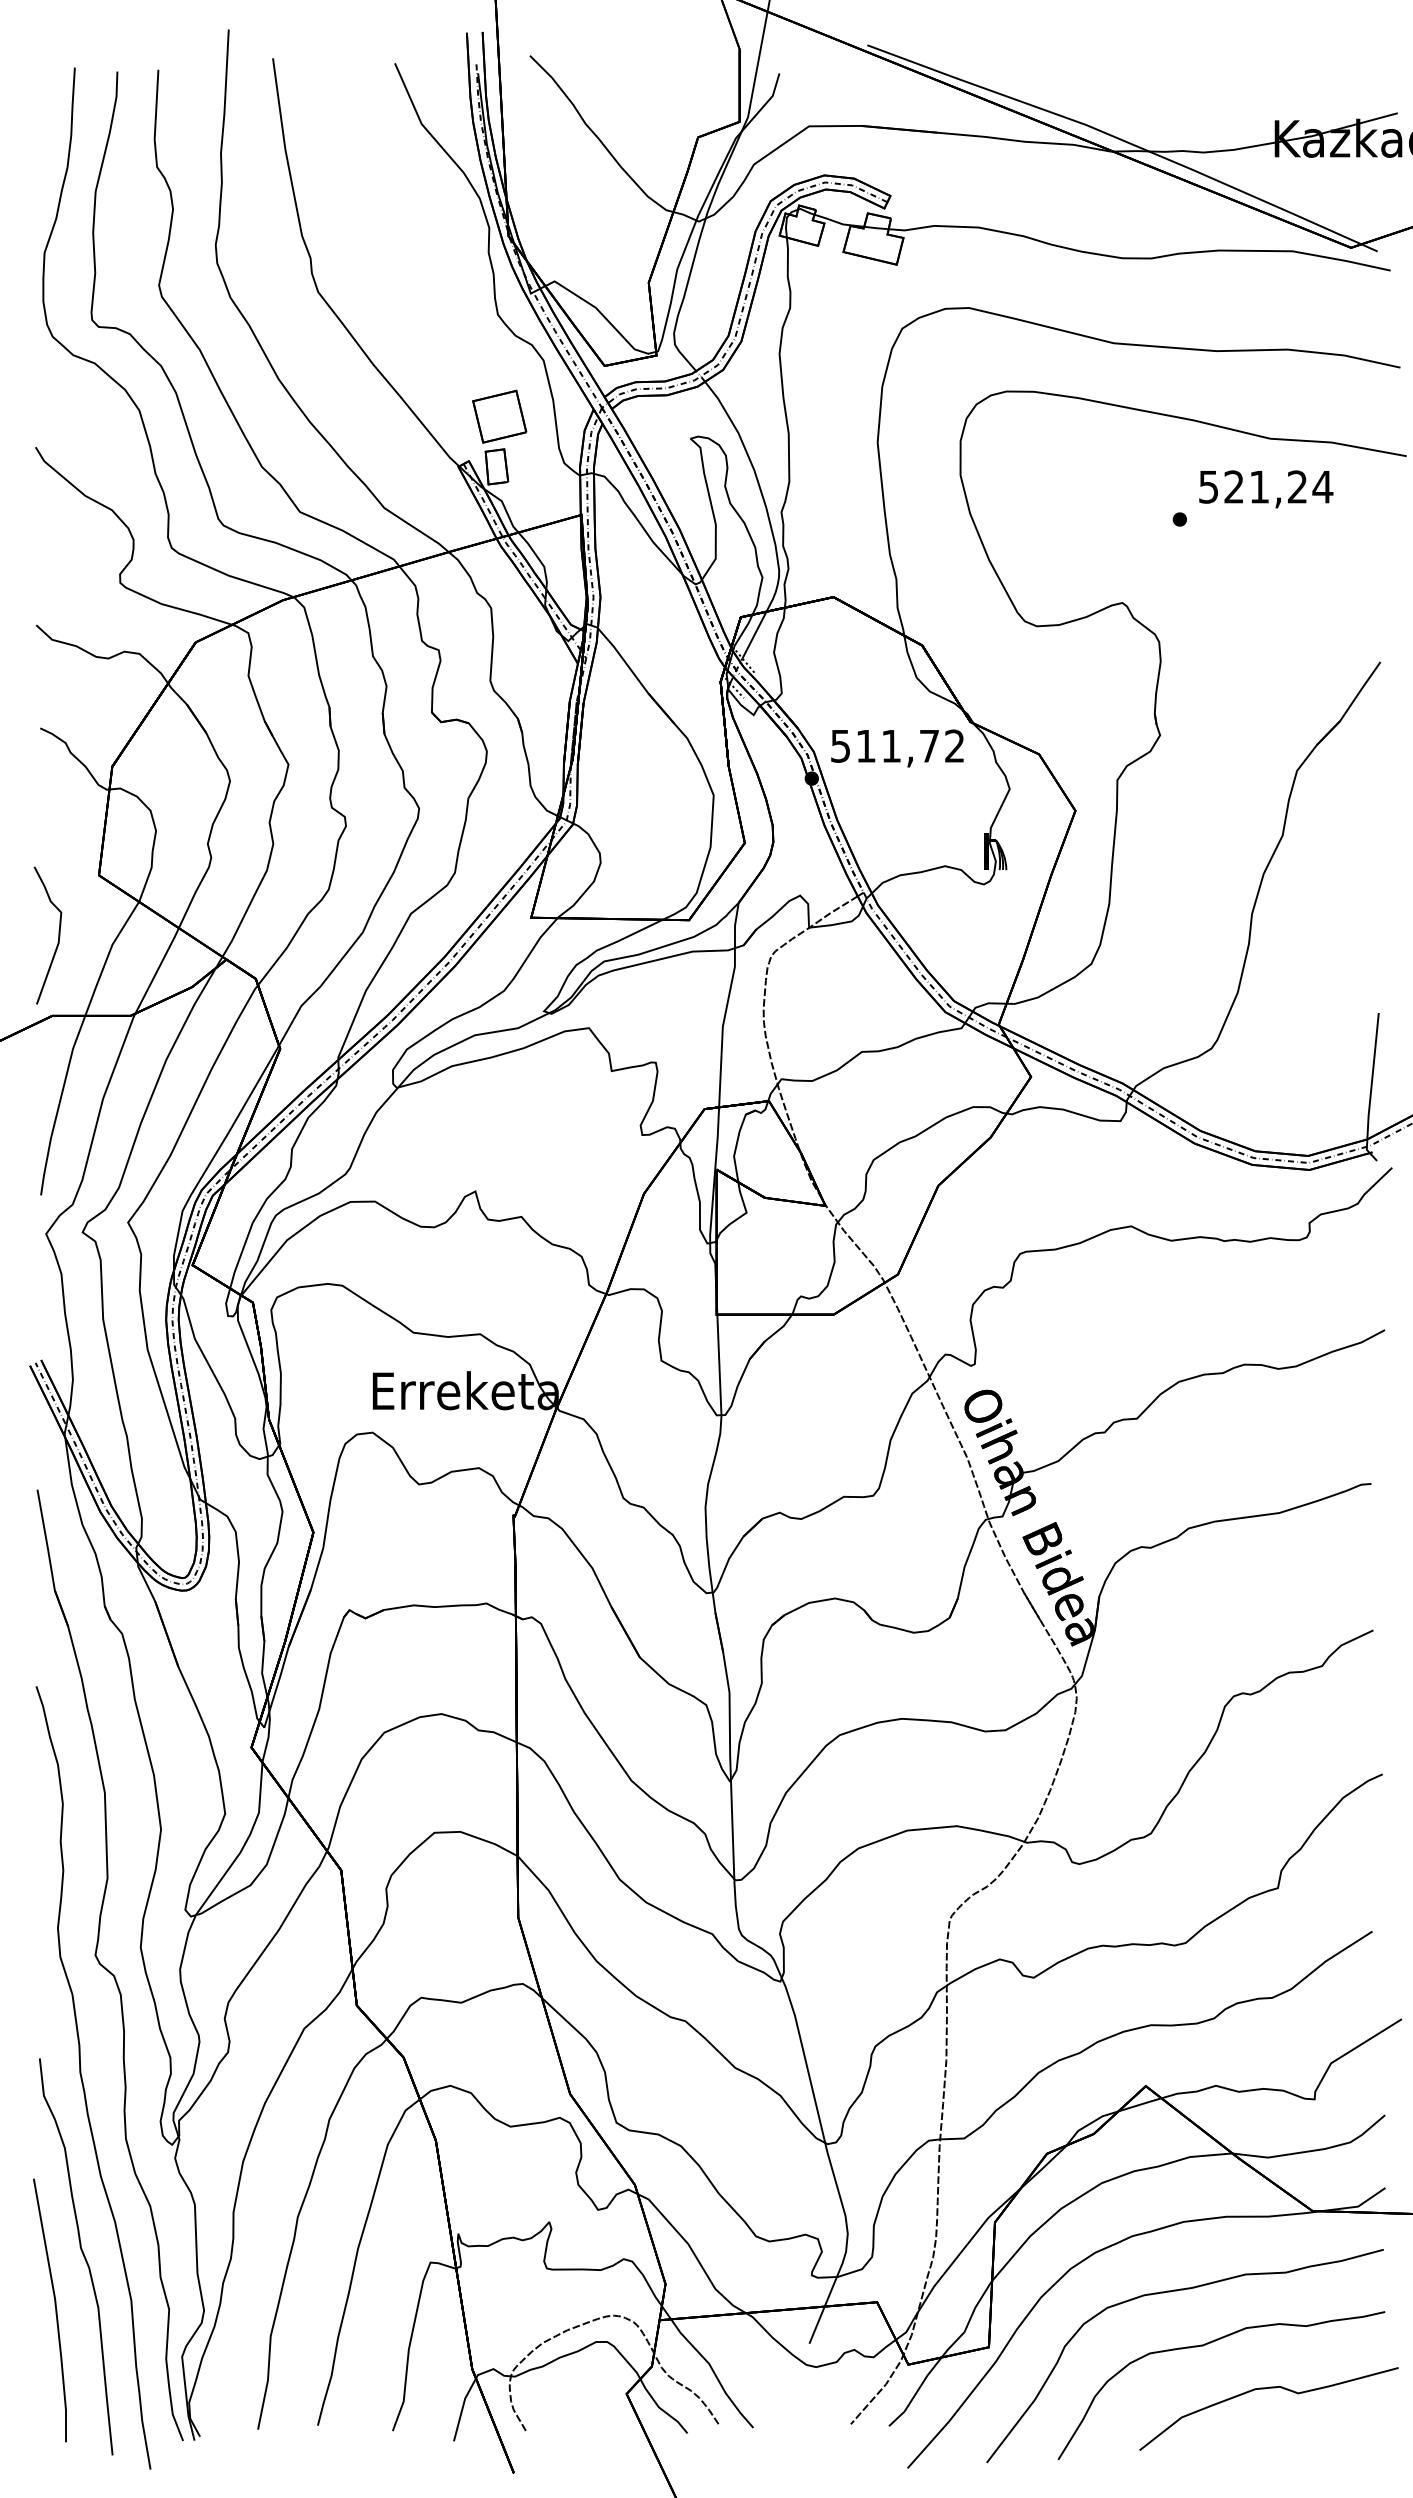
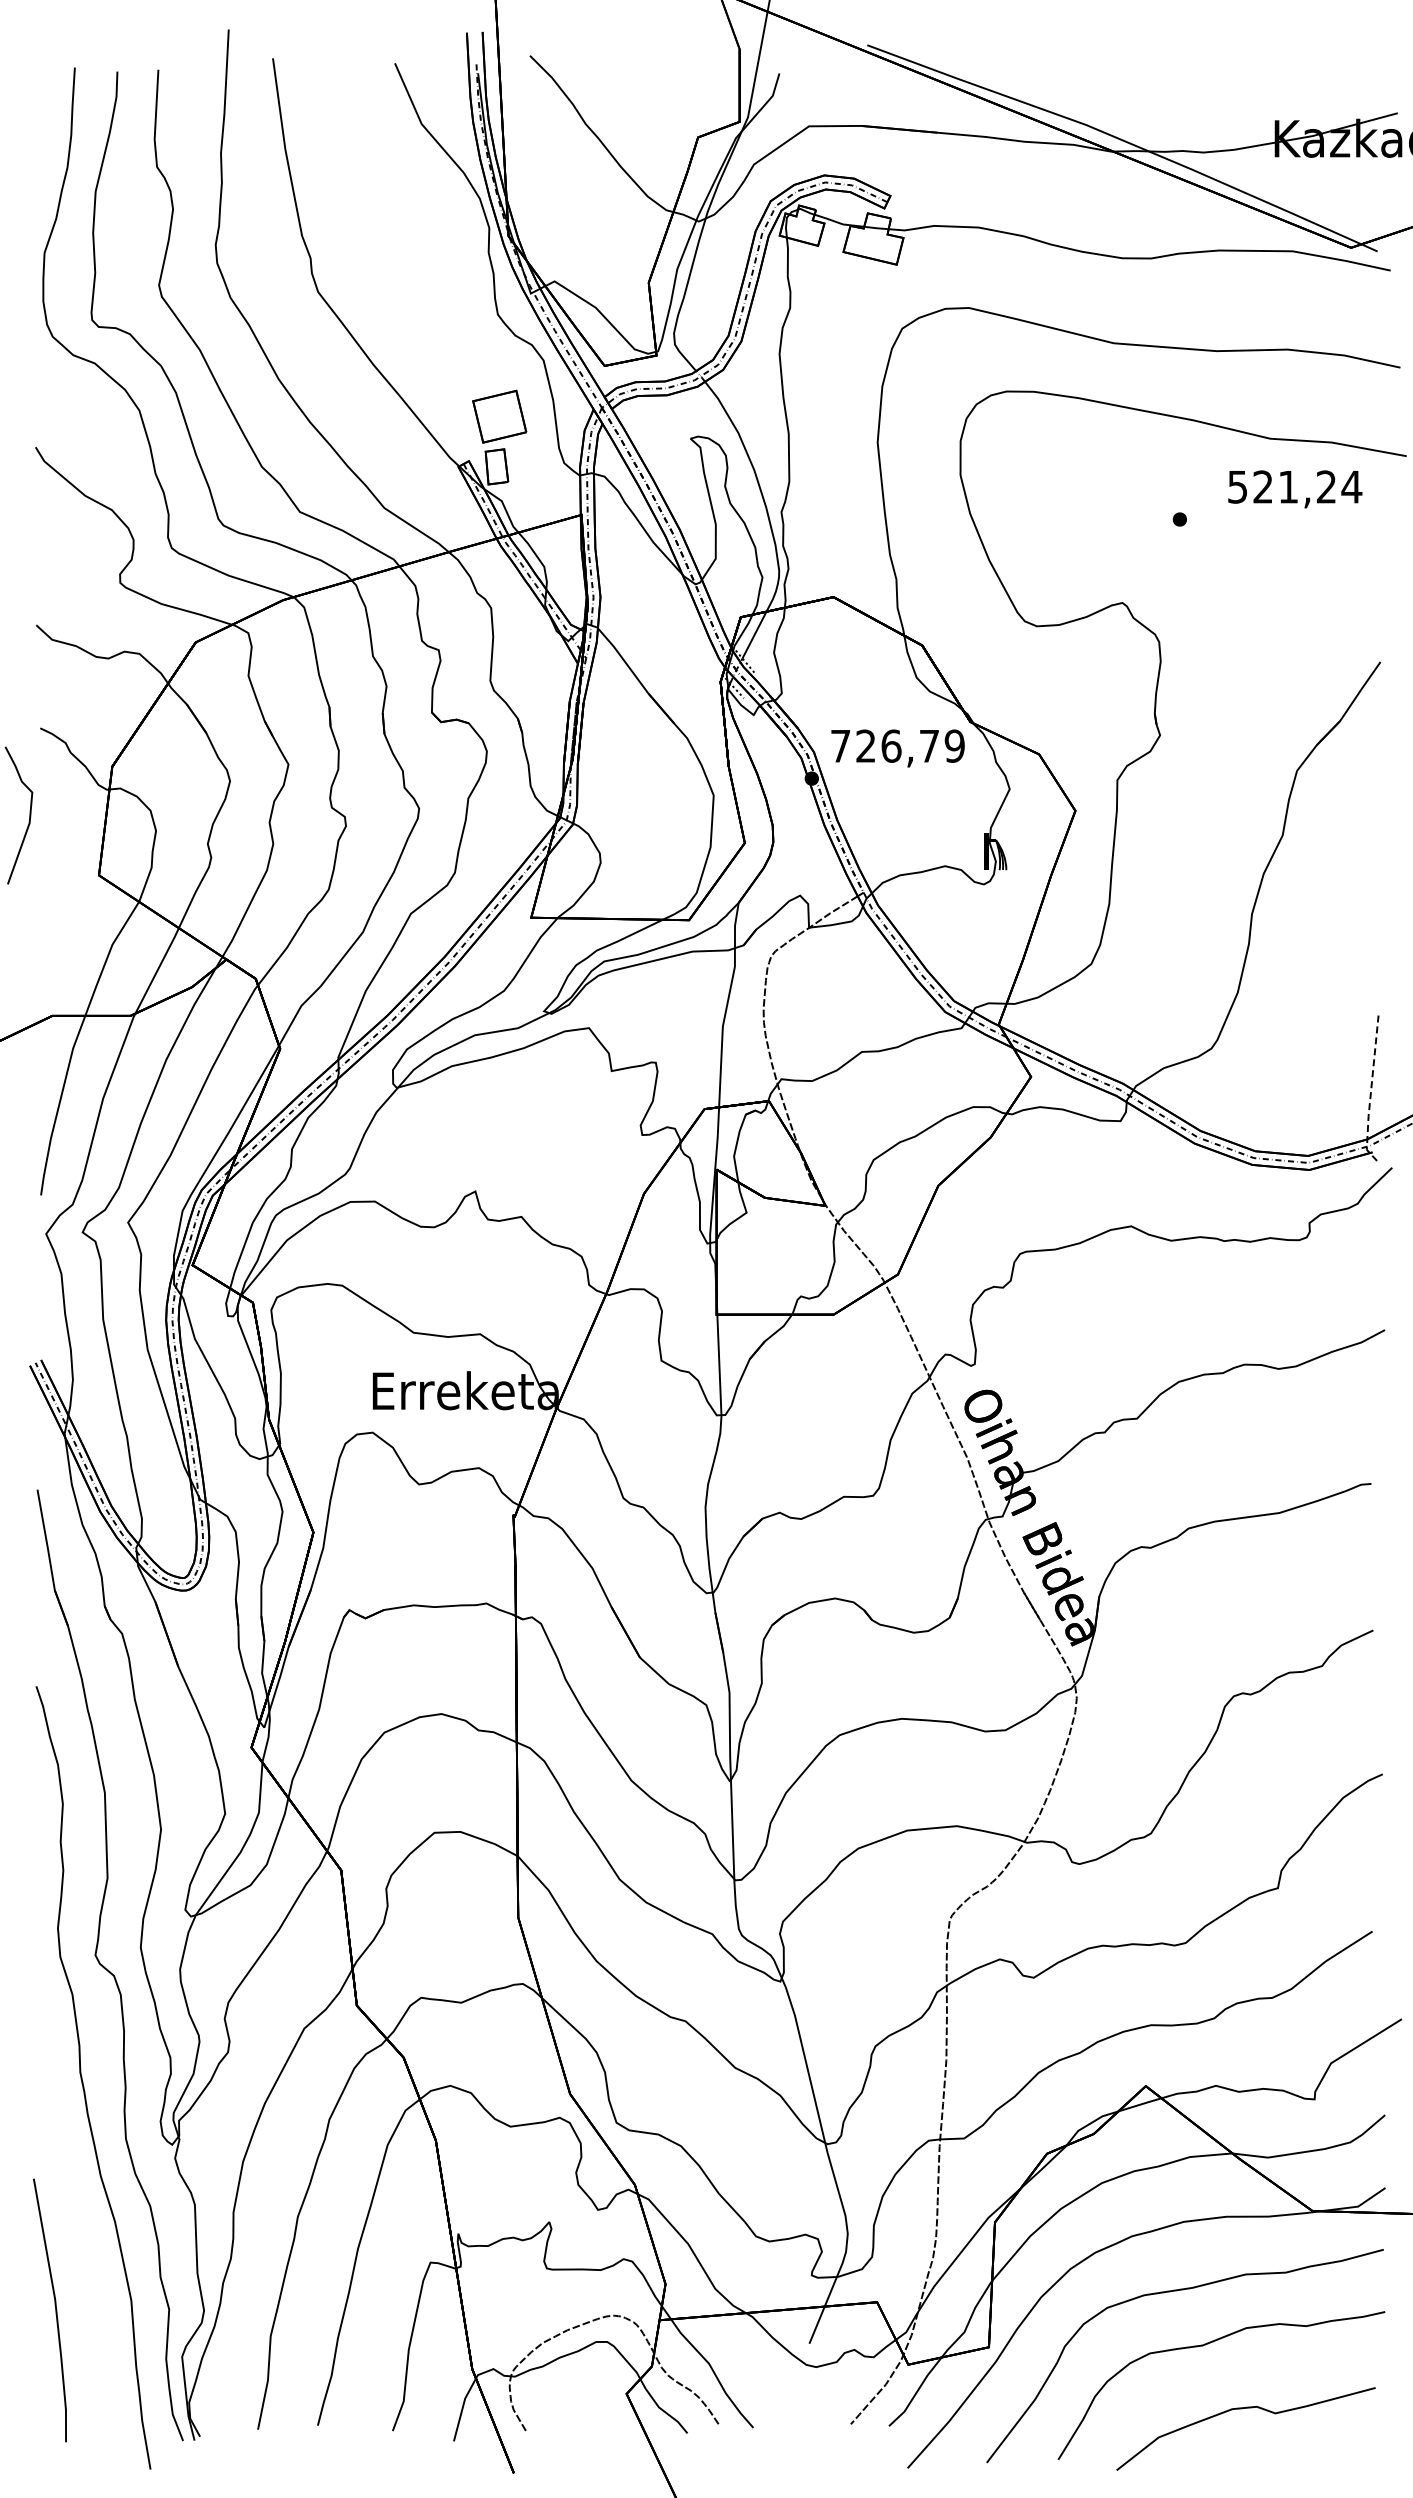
text position: (1266, 489) -> (1295, 489) (1295, 489)
text: 511,72 -> 726,79 (897, 745)
curve position: (58, 935) -> (29, 815) (29, 815)
line: solid -> dashed (1371, 1090)
curve: present -> none (82, 2254)
curve position: (1265, 2389) -> (1242, 2409) (1242, 2409)
